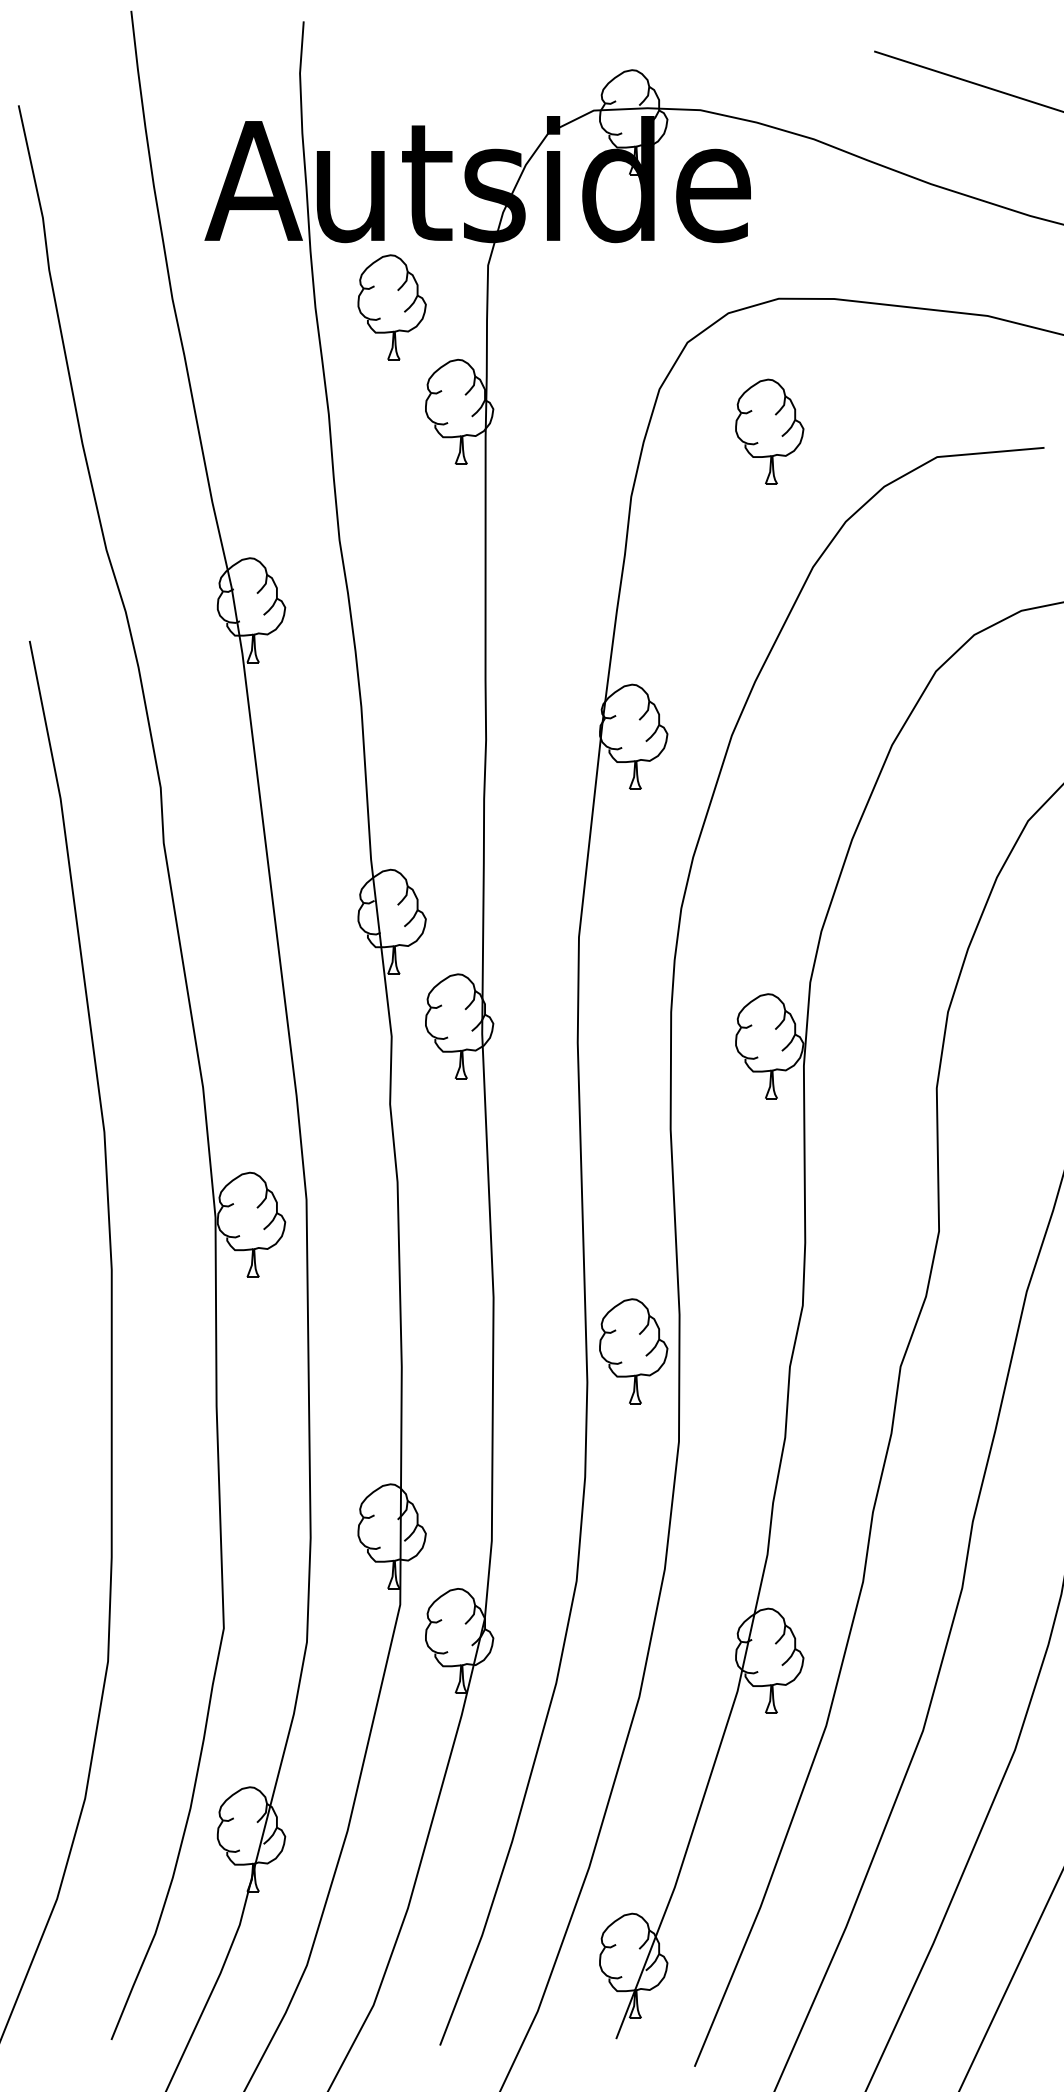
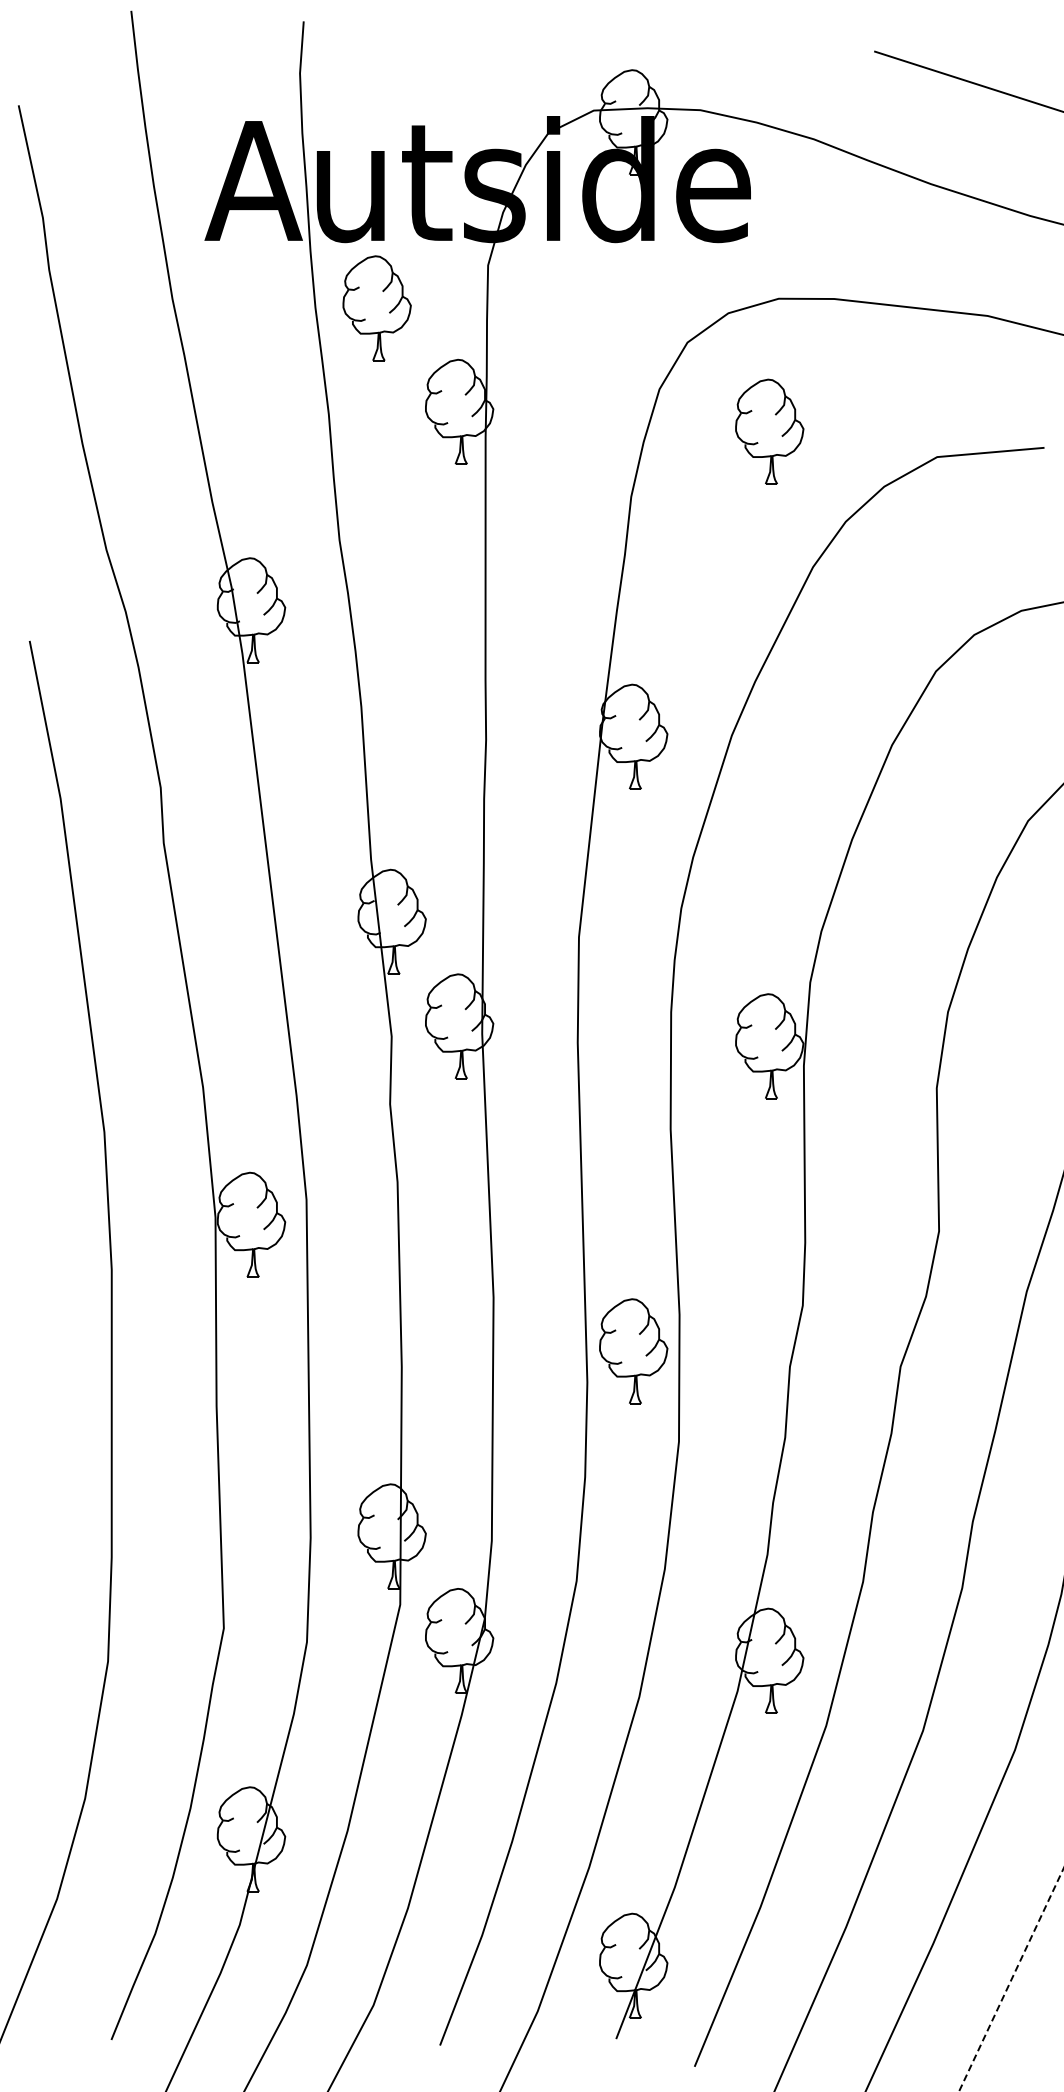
part position: (391, 307) -> (376, 308) (376, 308)
line: solid -> dashed (1011, 1980)
